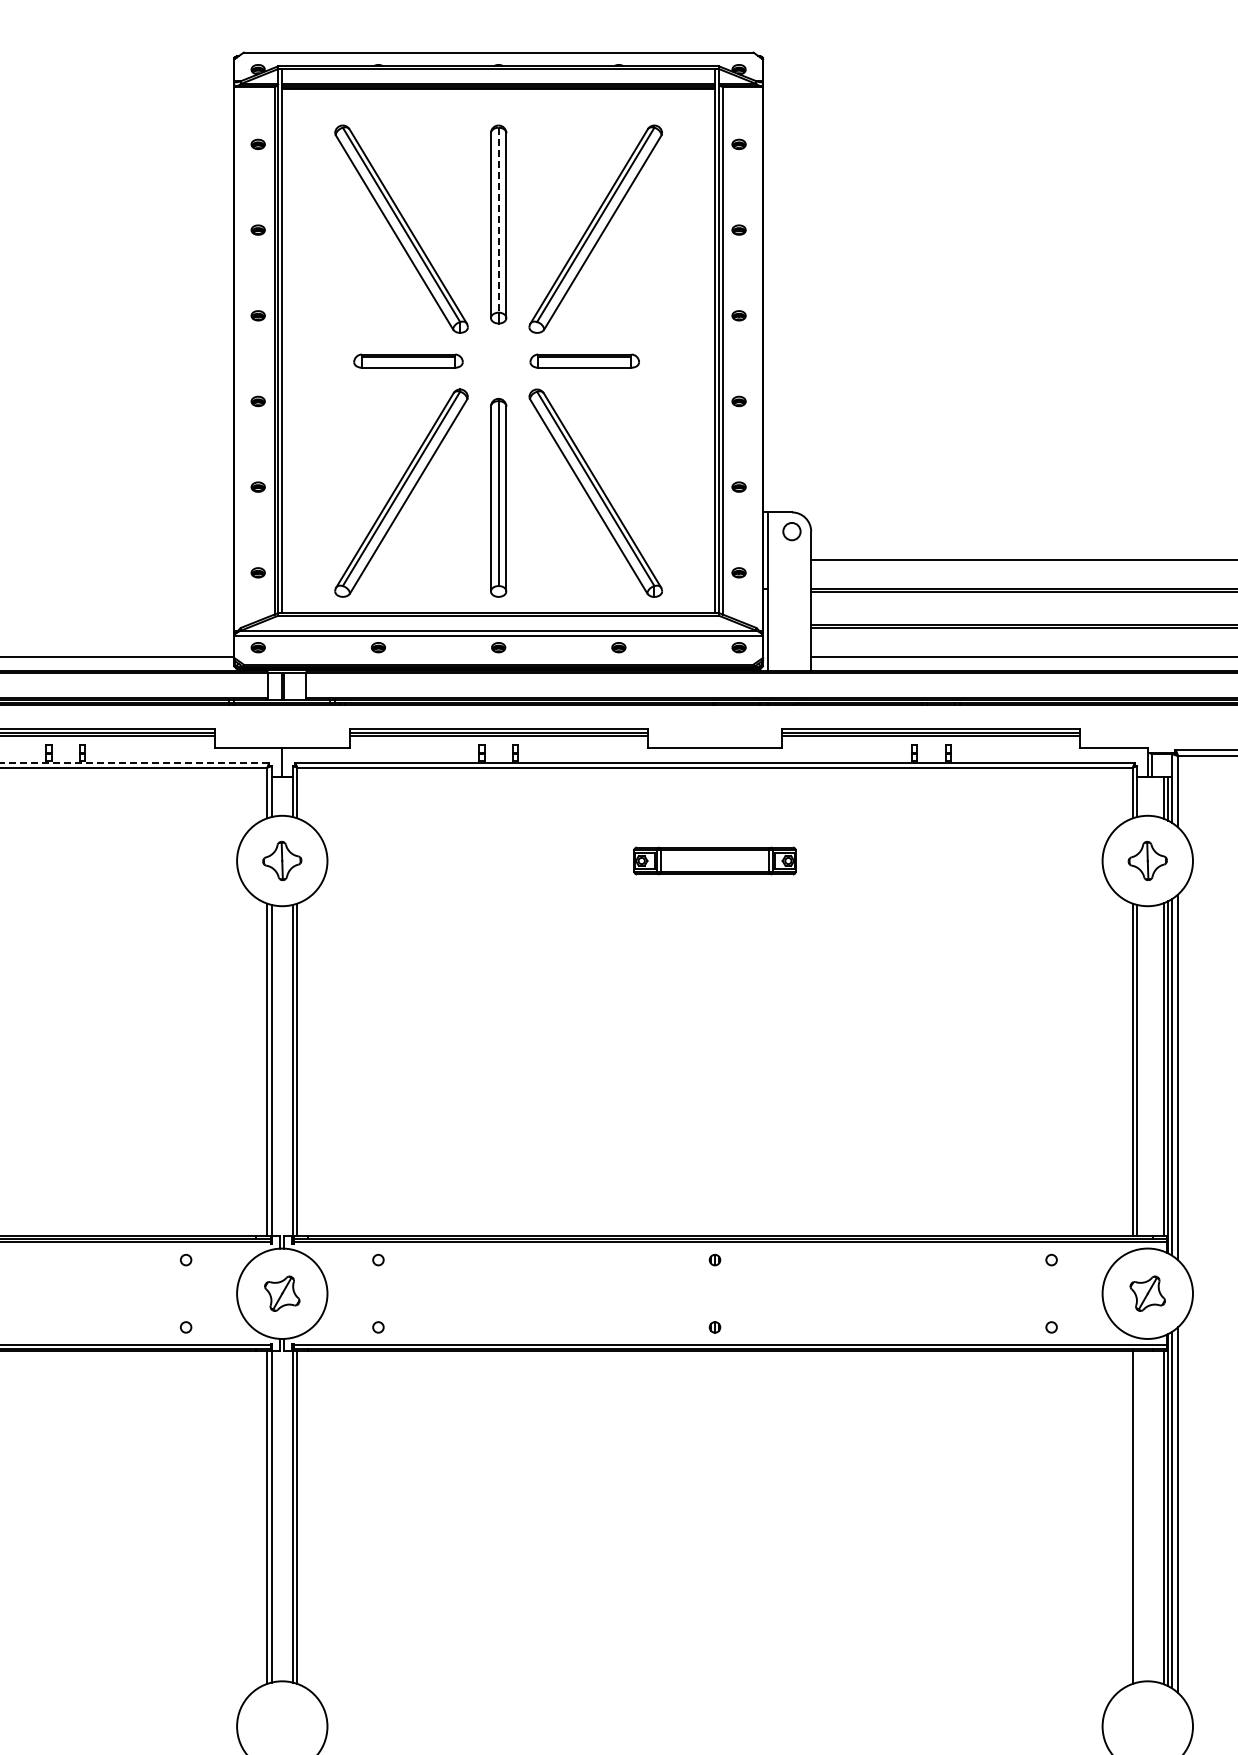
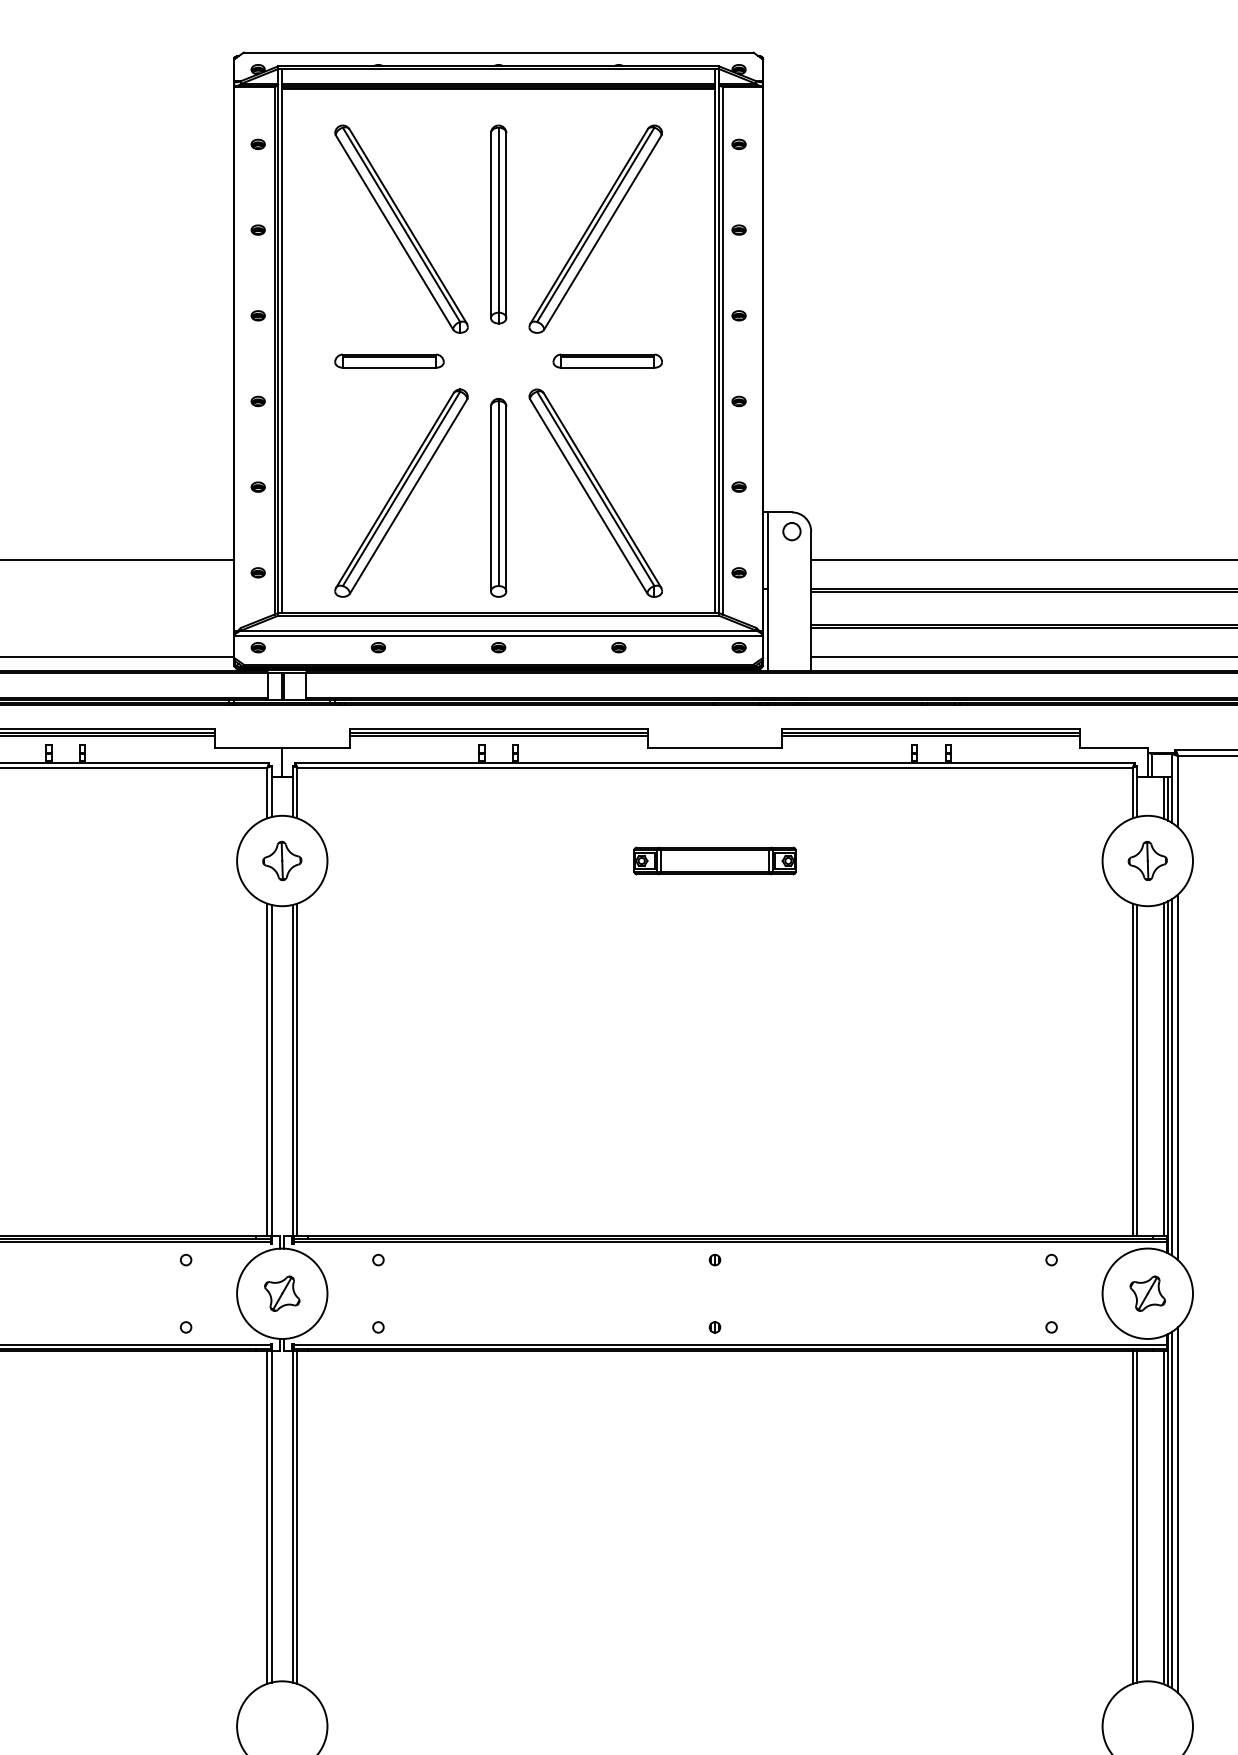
line: dashed -> solid (498, 220)
part position: (408, 360) -> (389, 360) (389, 360)
part position: (584, 360) -> (607, 360) (607, 360)
line: none -> present (118, 560)
line: dashed -> solid (134, 763)
line: none -> present (1137, 1516)
